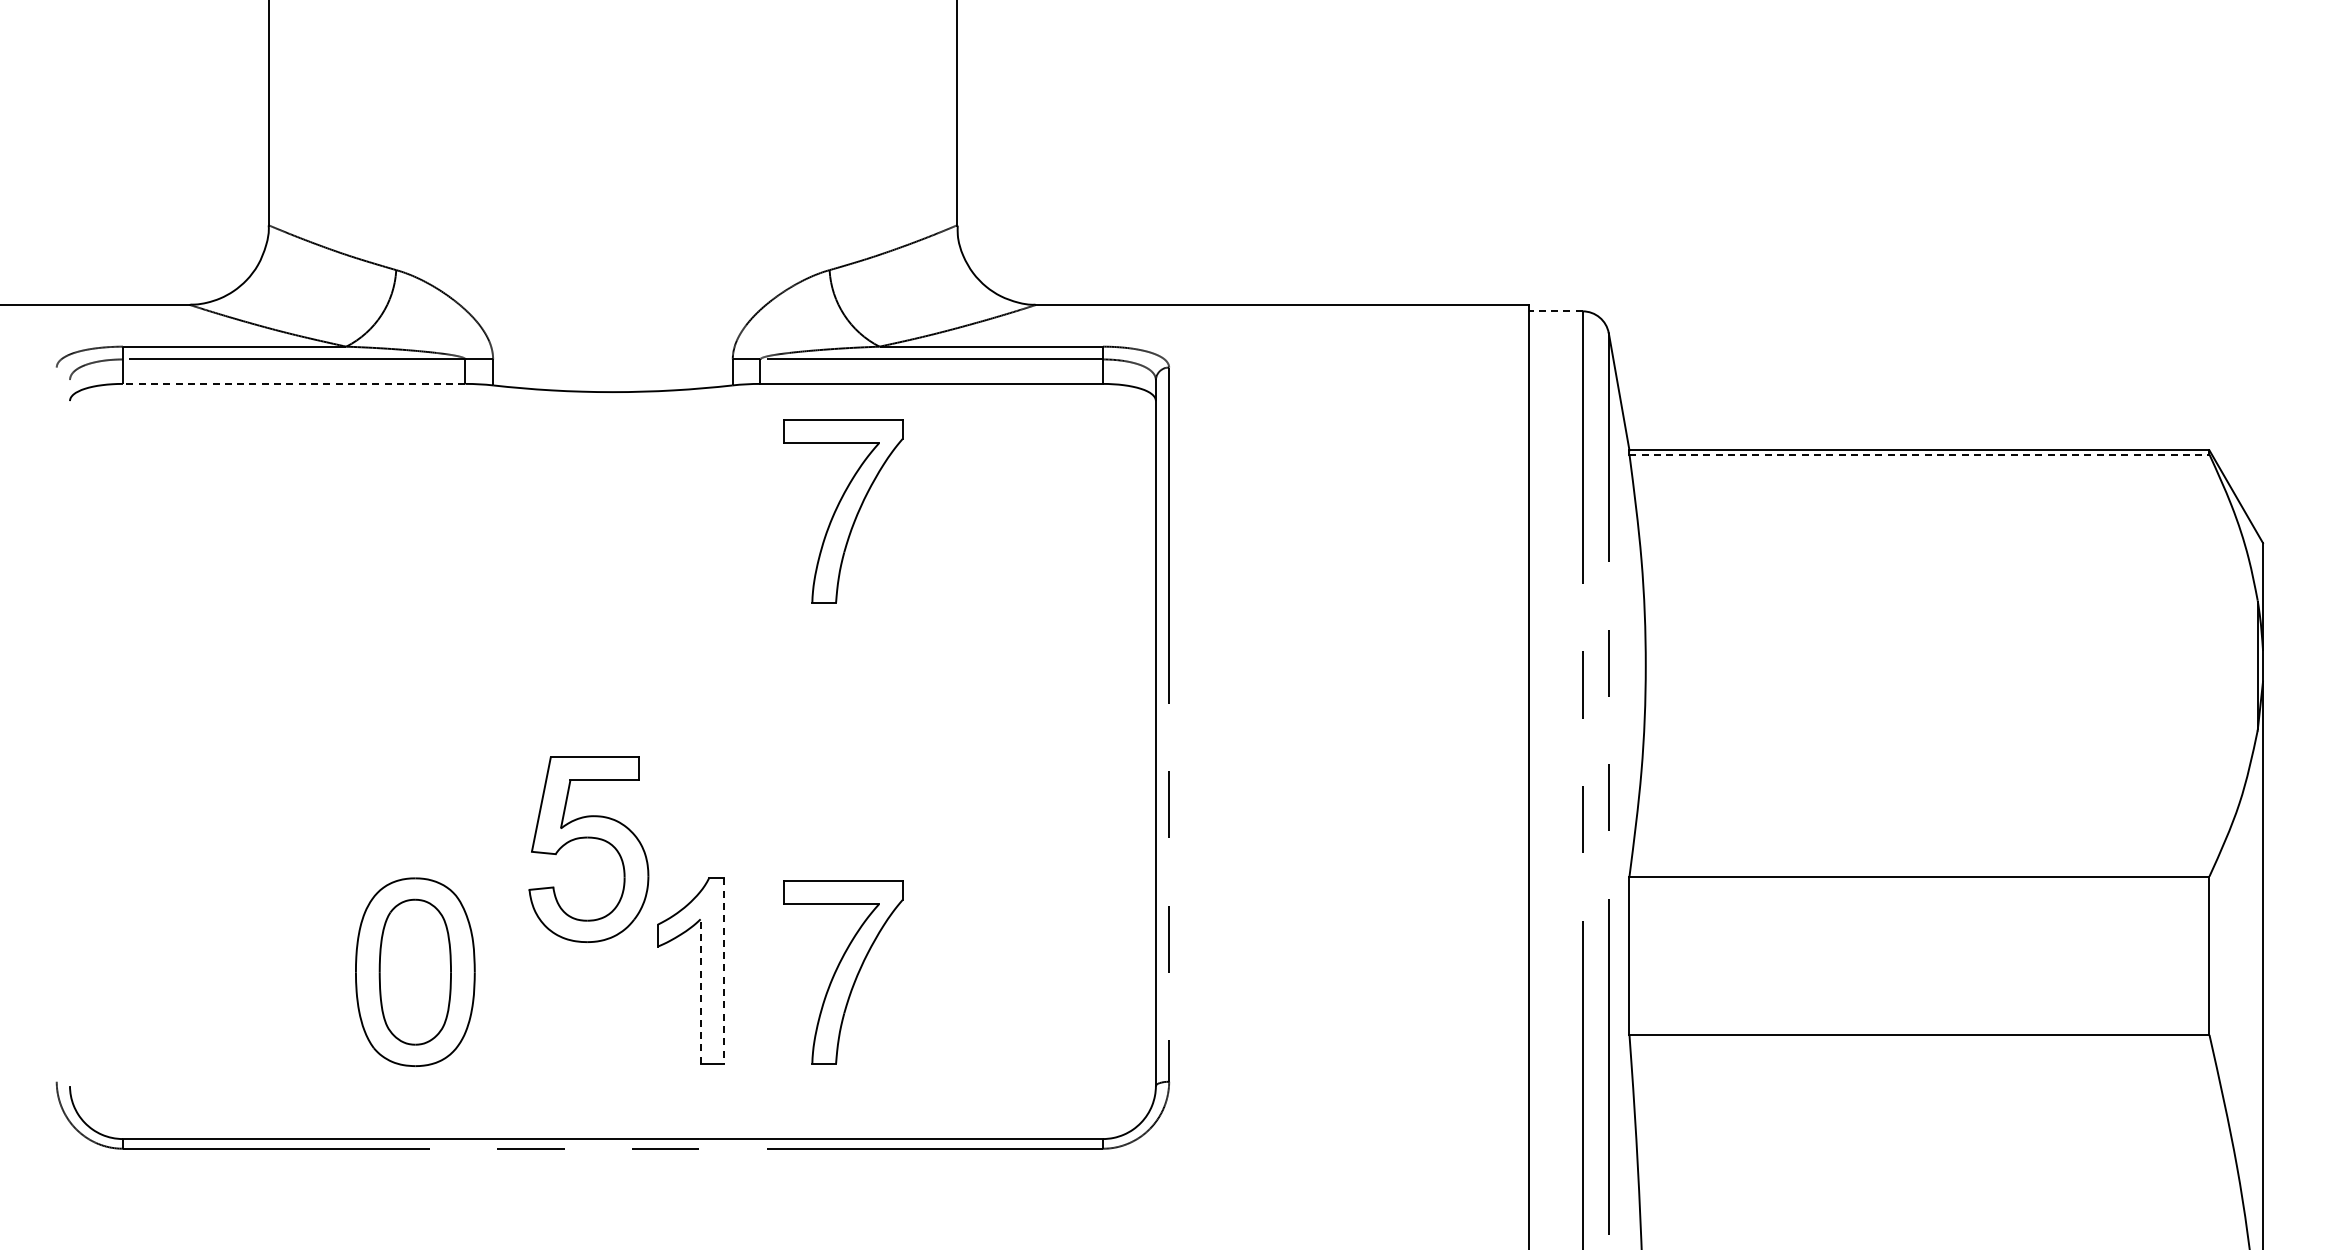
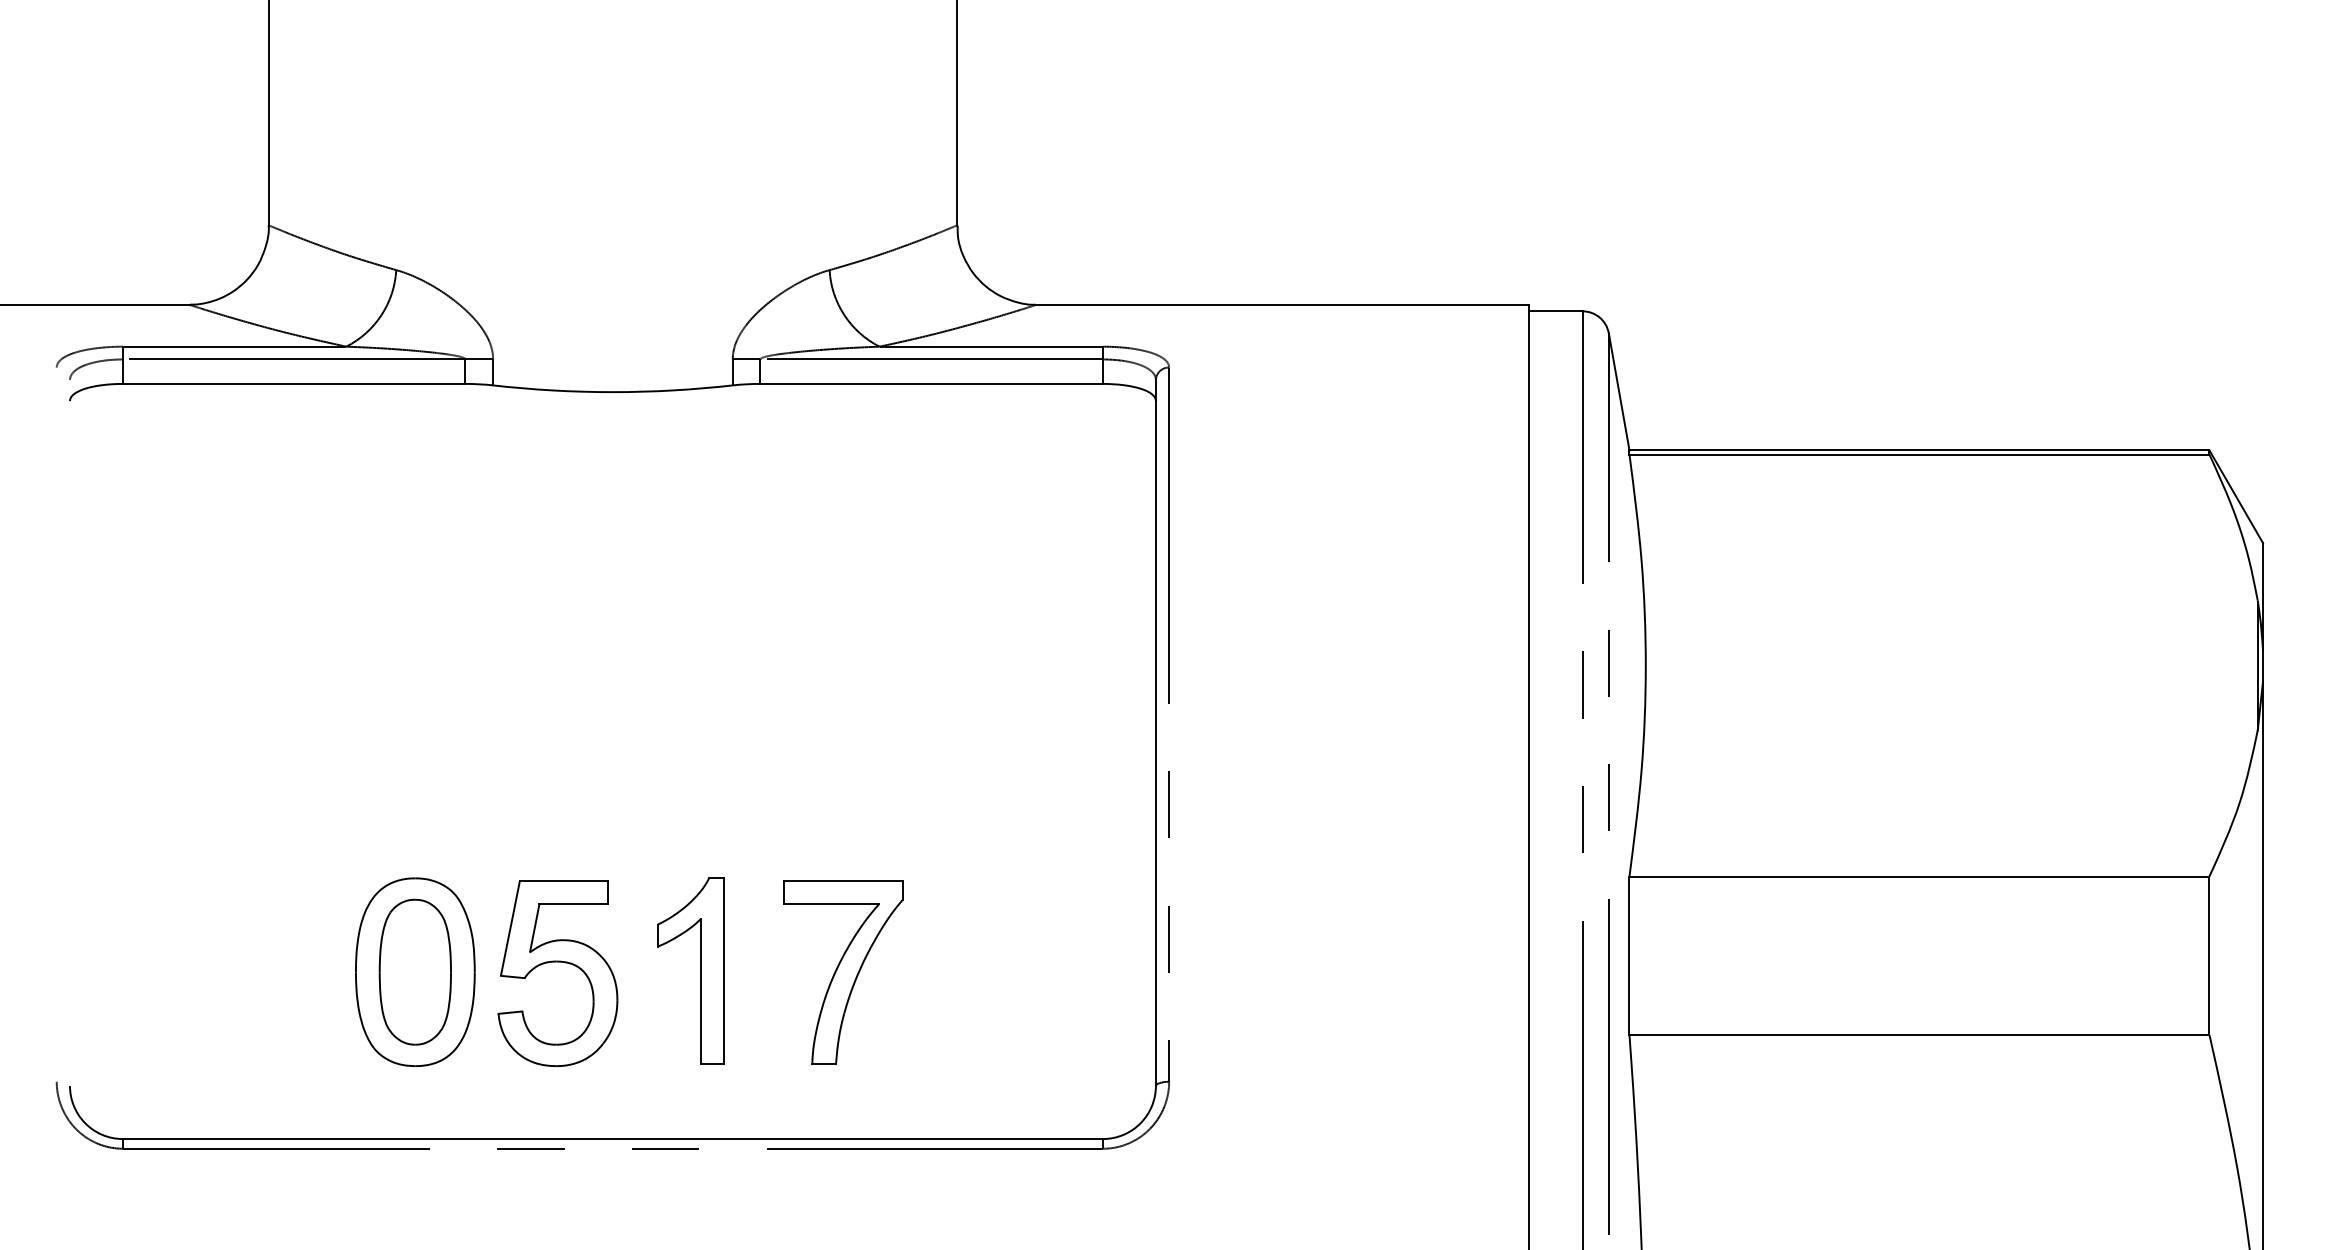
line: dashed -> solid (1556, 311)
line: dashed -> solid (293, 383)
line: dashed -> solid (1919, 454)
part: present -> none (843, 511)
part position: (588, 838) -> (557, 962) (557, 962)
line: dashed -> solid (724, 971)
line: dashed -> solid (700, 991)
